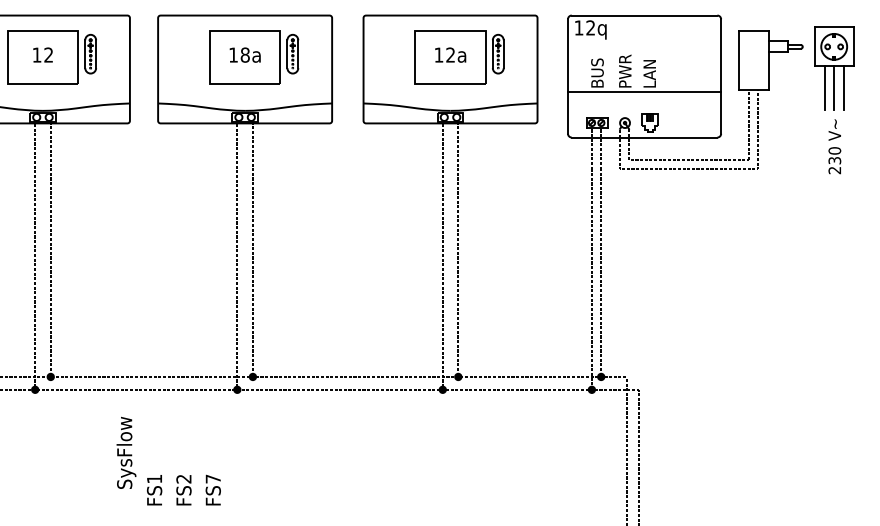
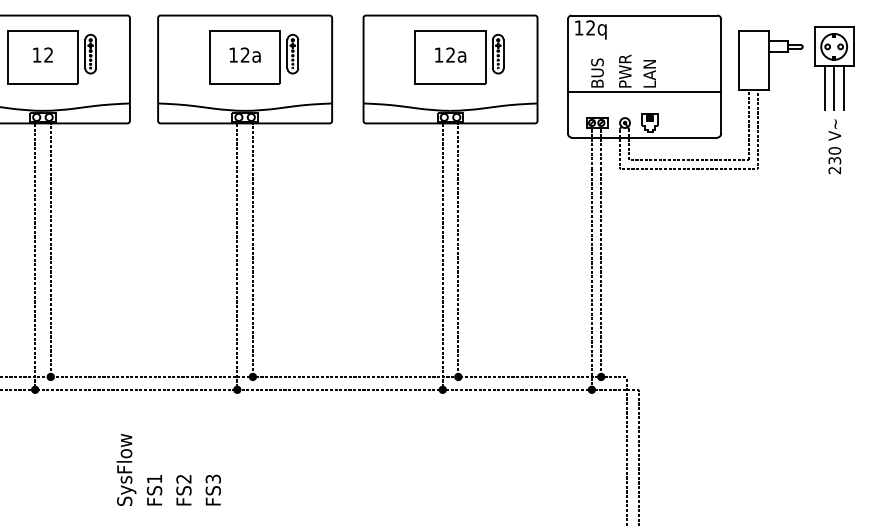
text: 18a -> 12a (244, 54)
text position: (126, 452) -> (126, 469) (126, 469)
text: FS7 -> FS3 (212, 478)
